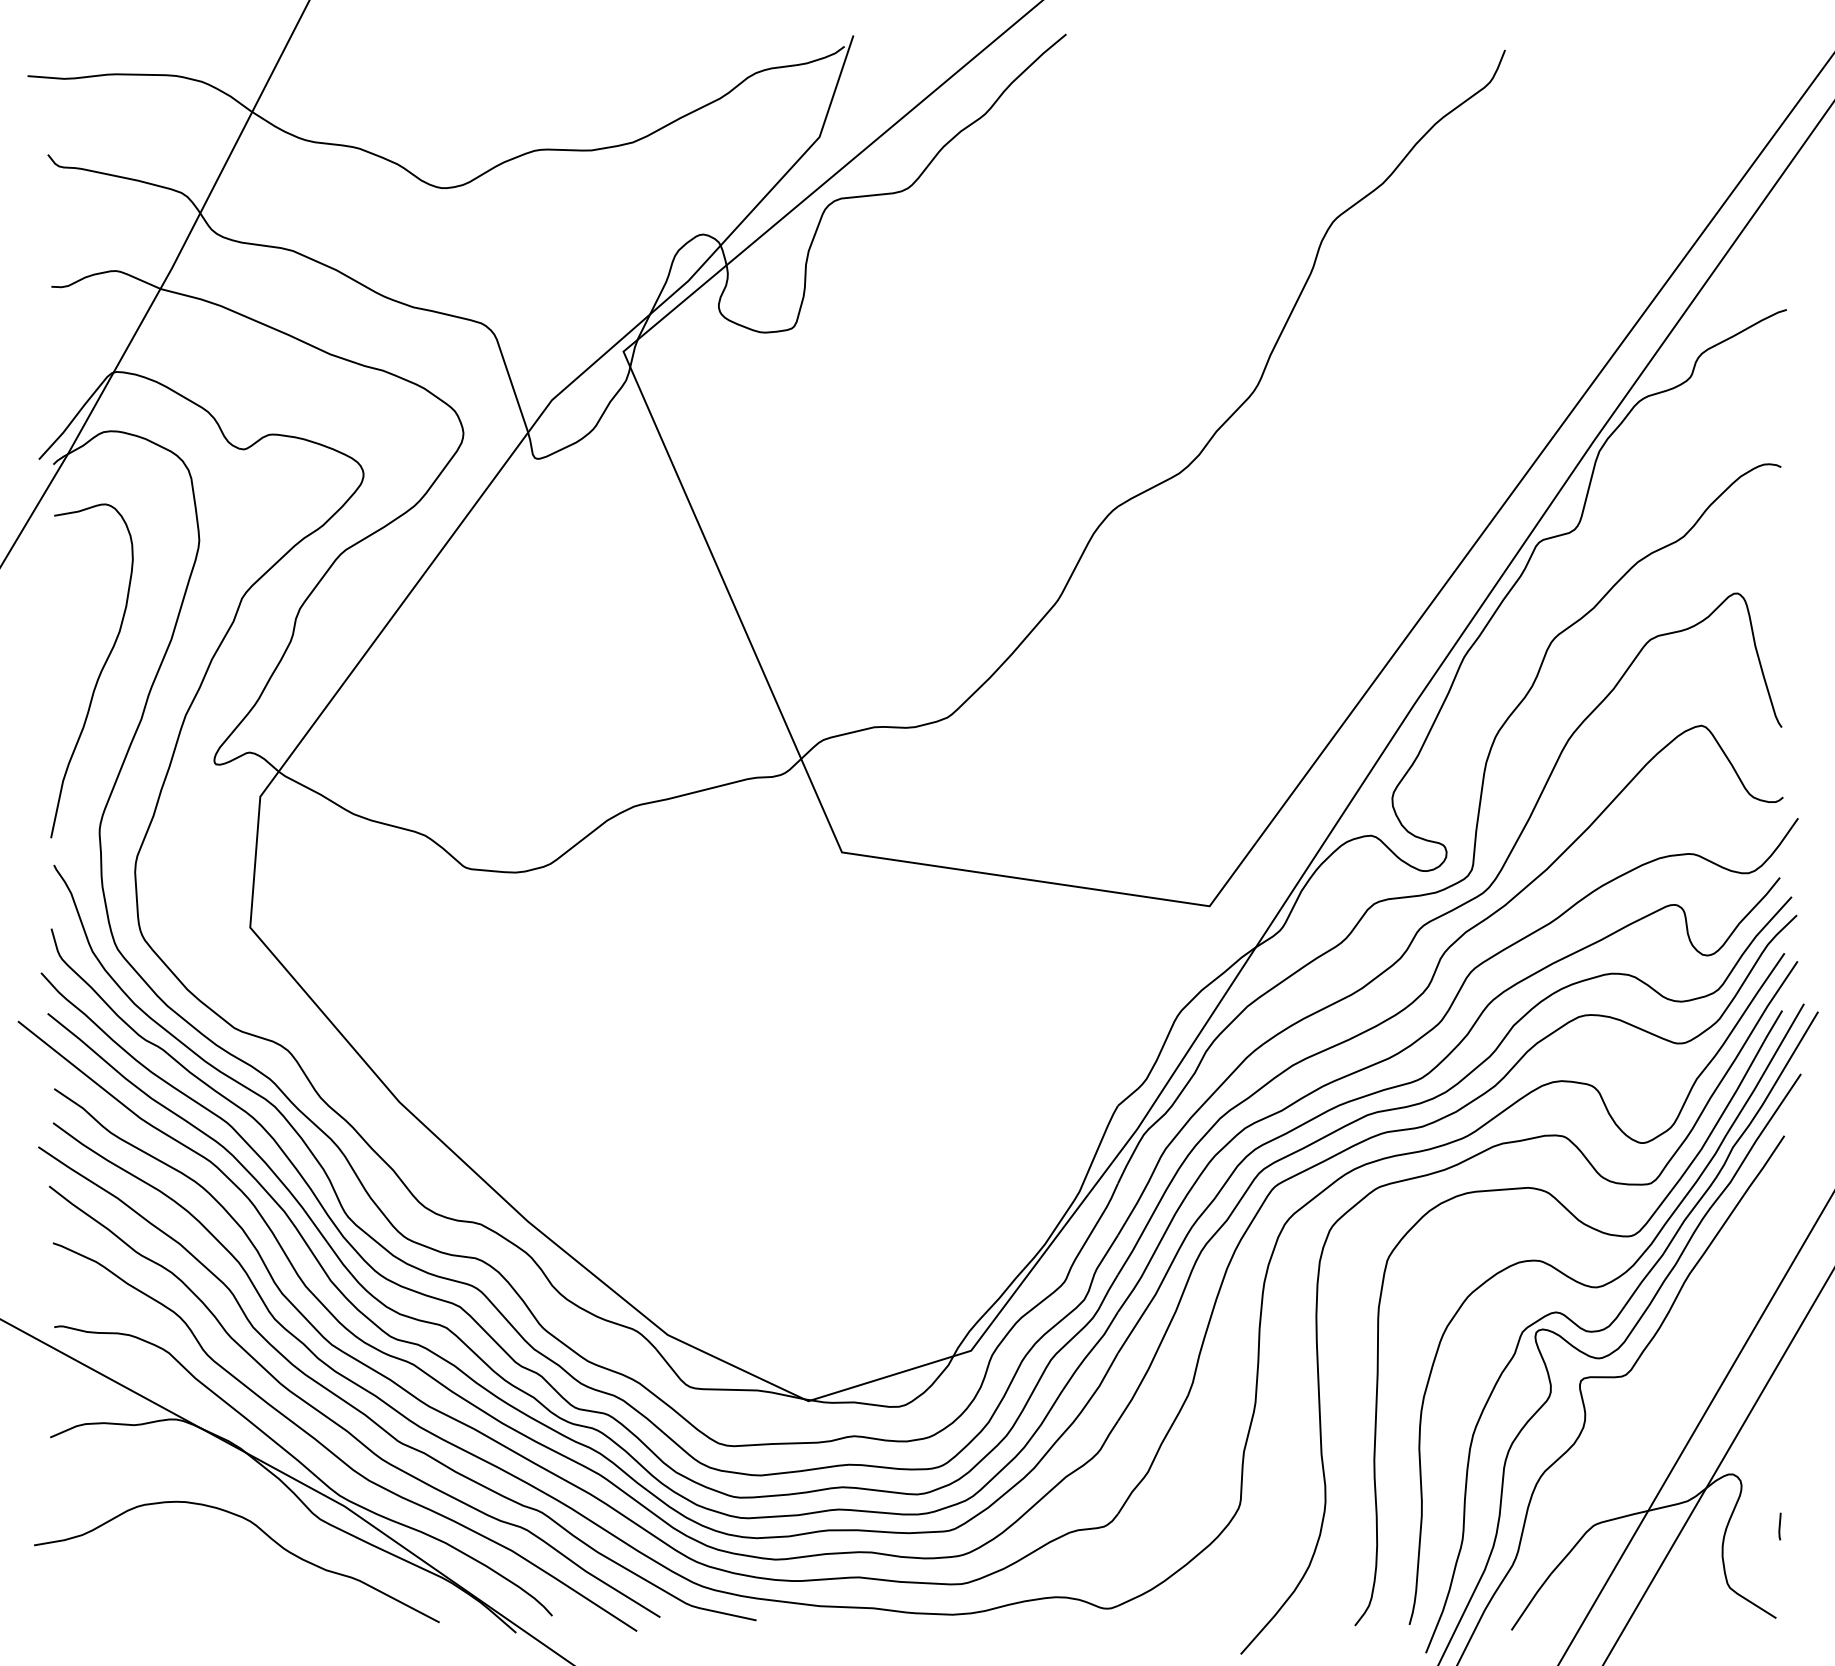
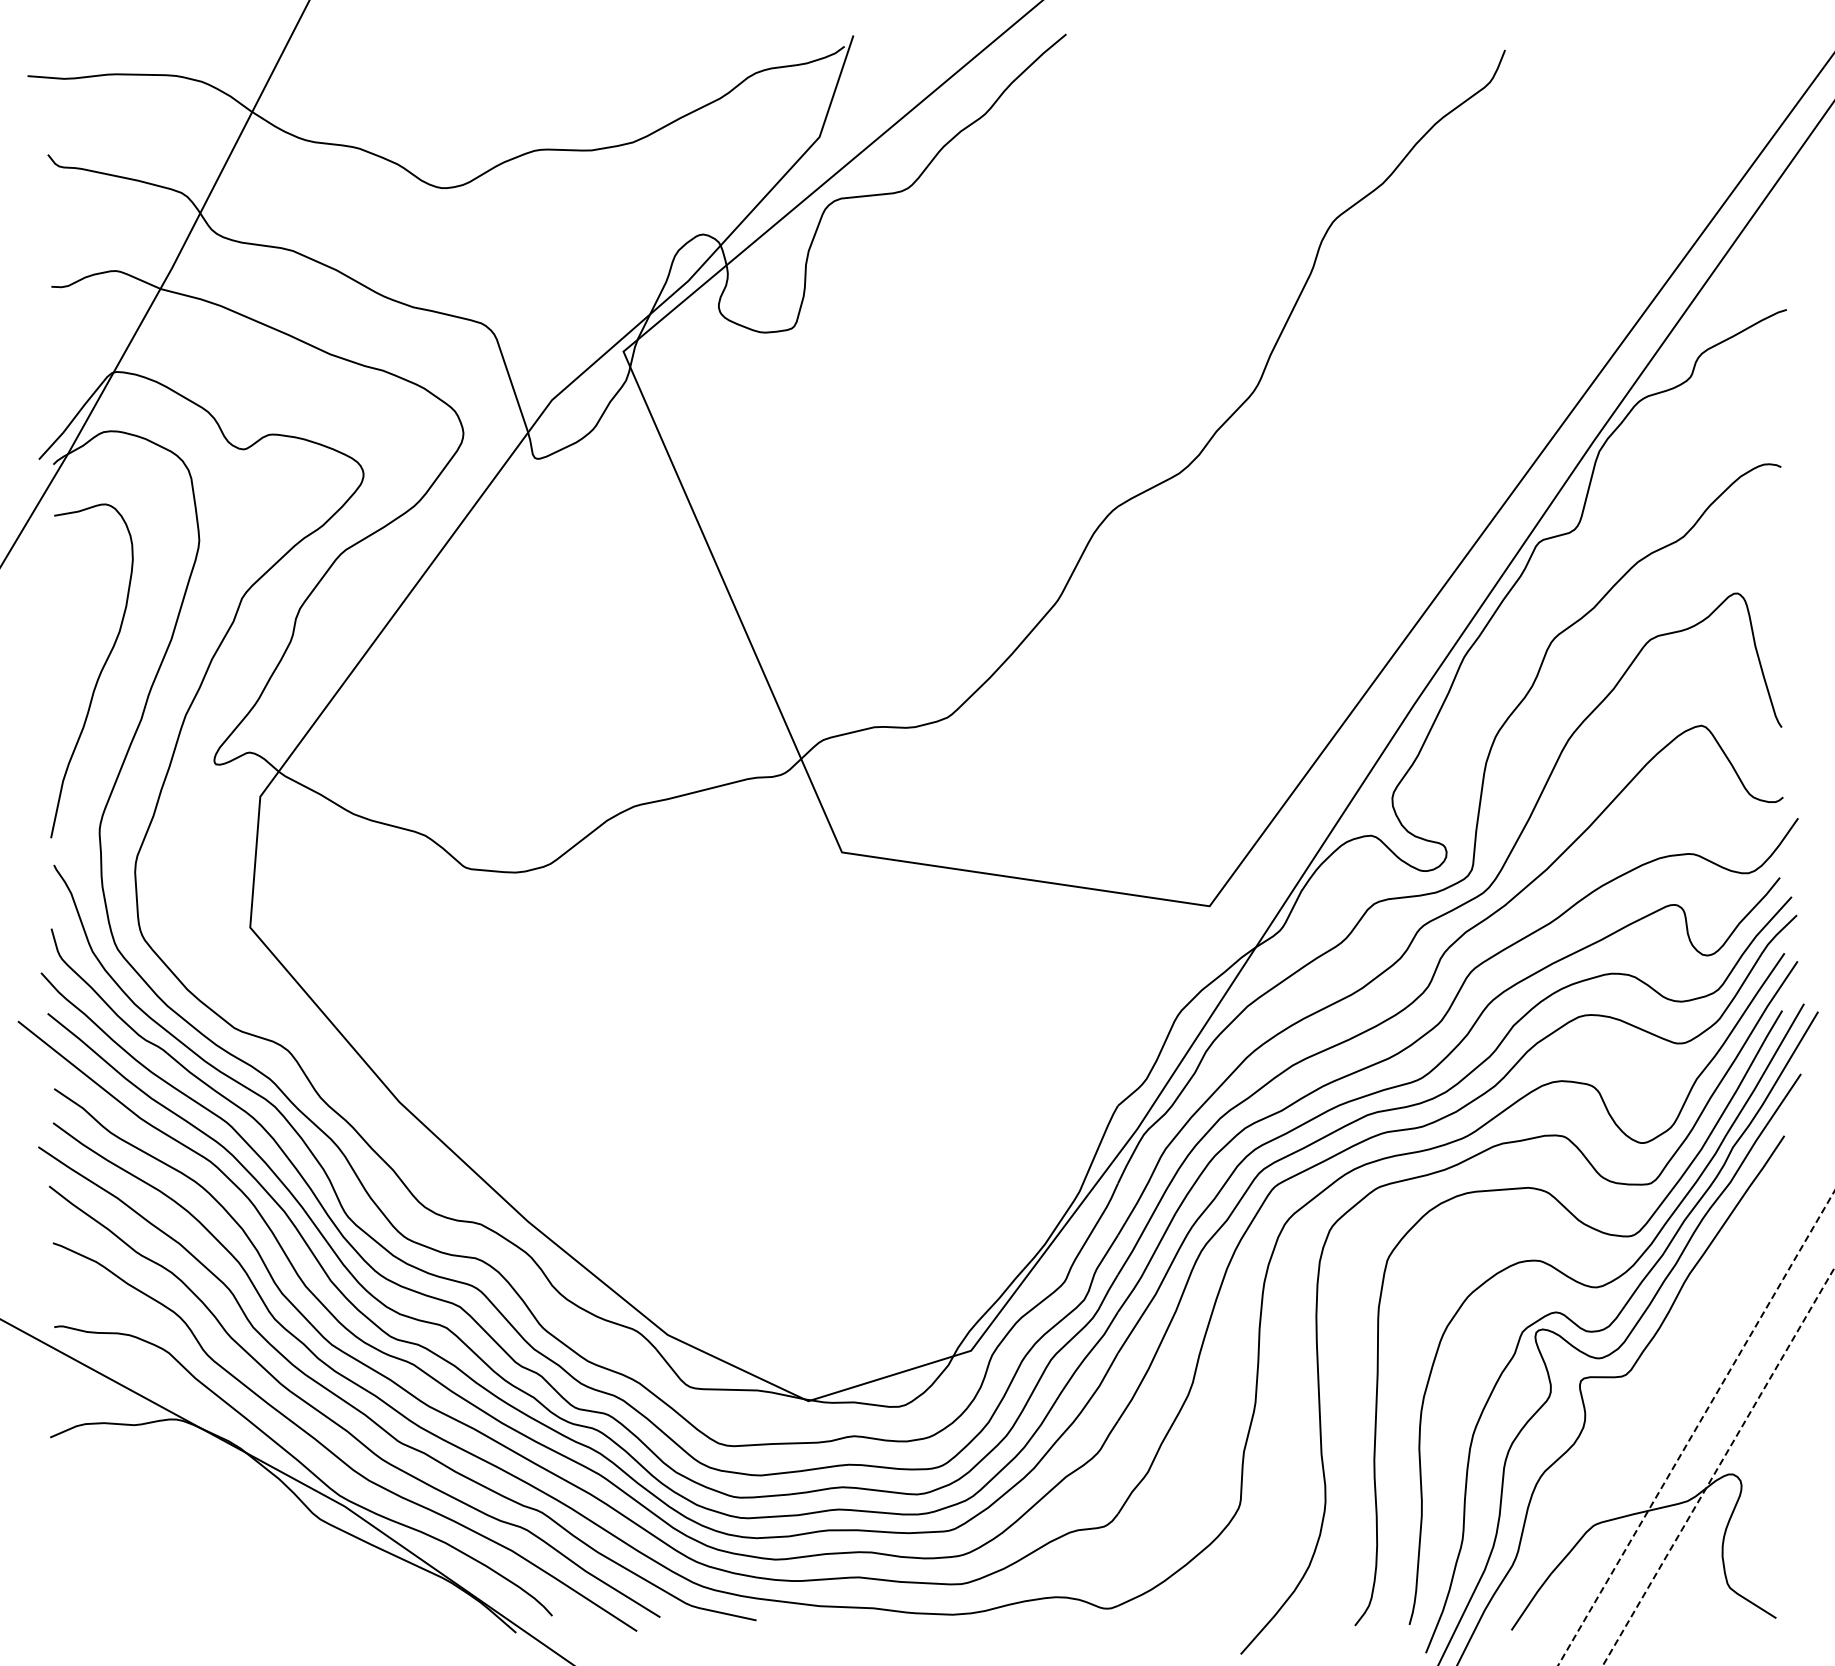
line: present -> none (1779, 1526)
curve: present -> none (263, 1533)
line: solid -> dashed (1580, 1626)
